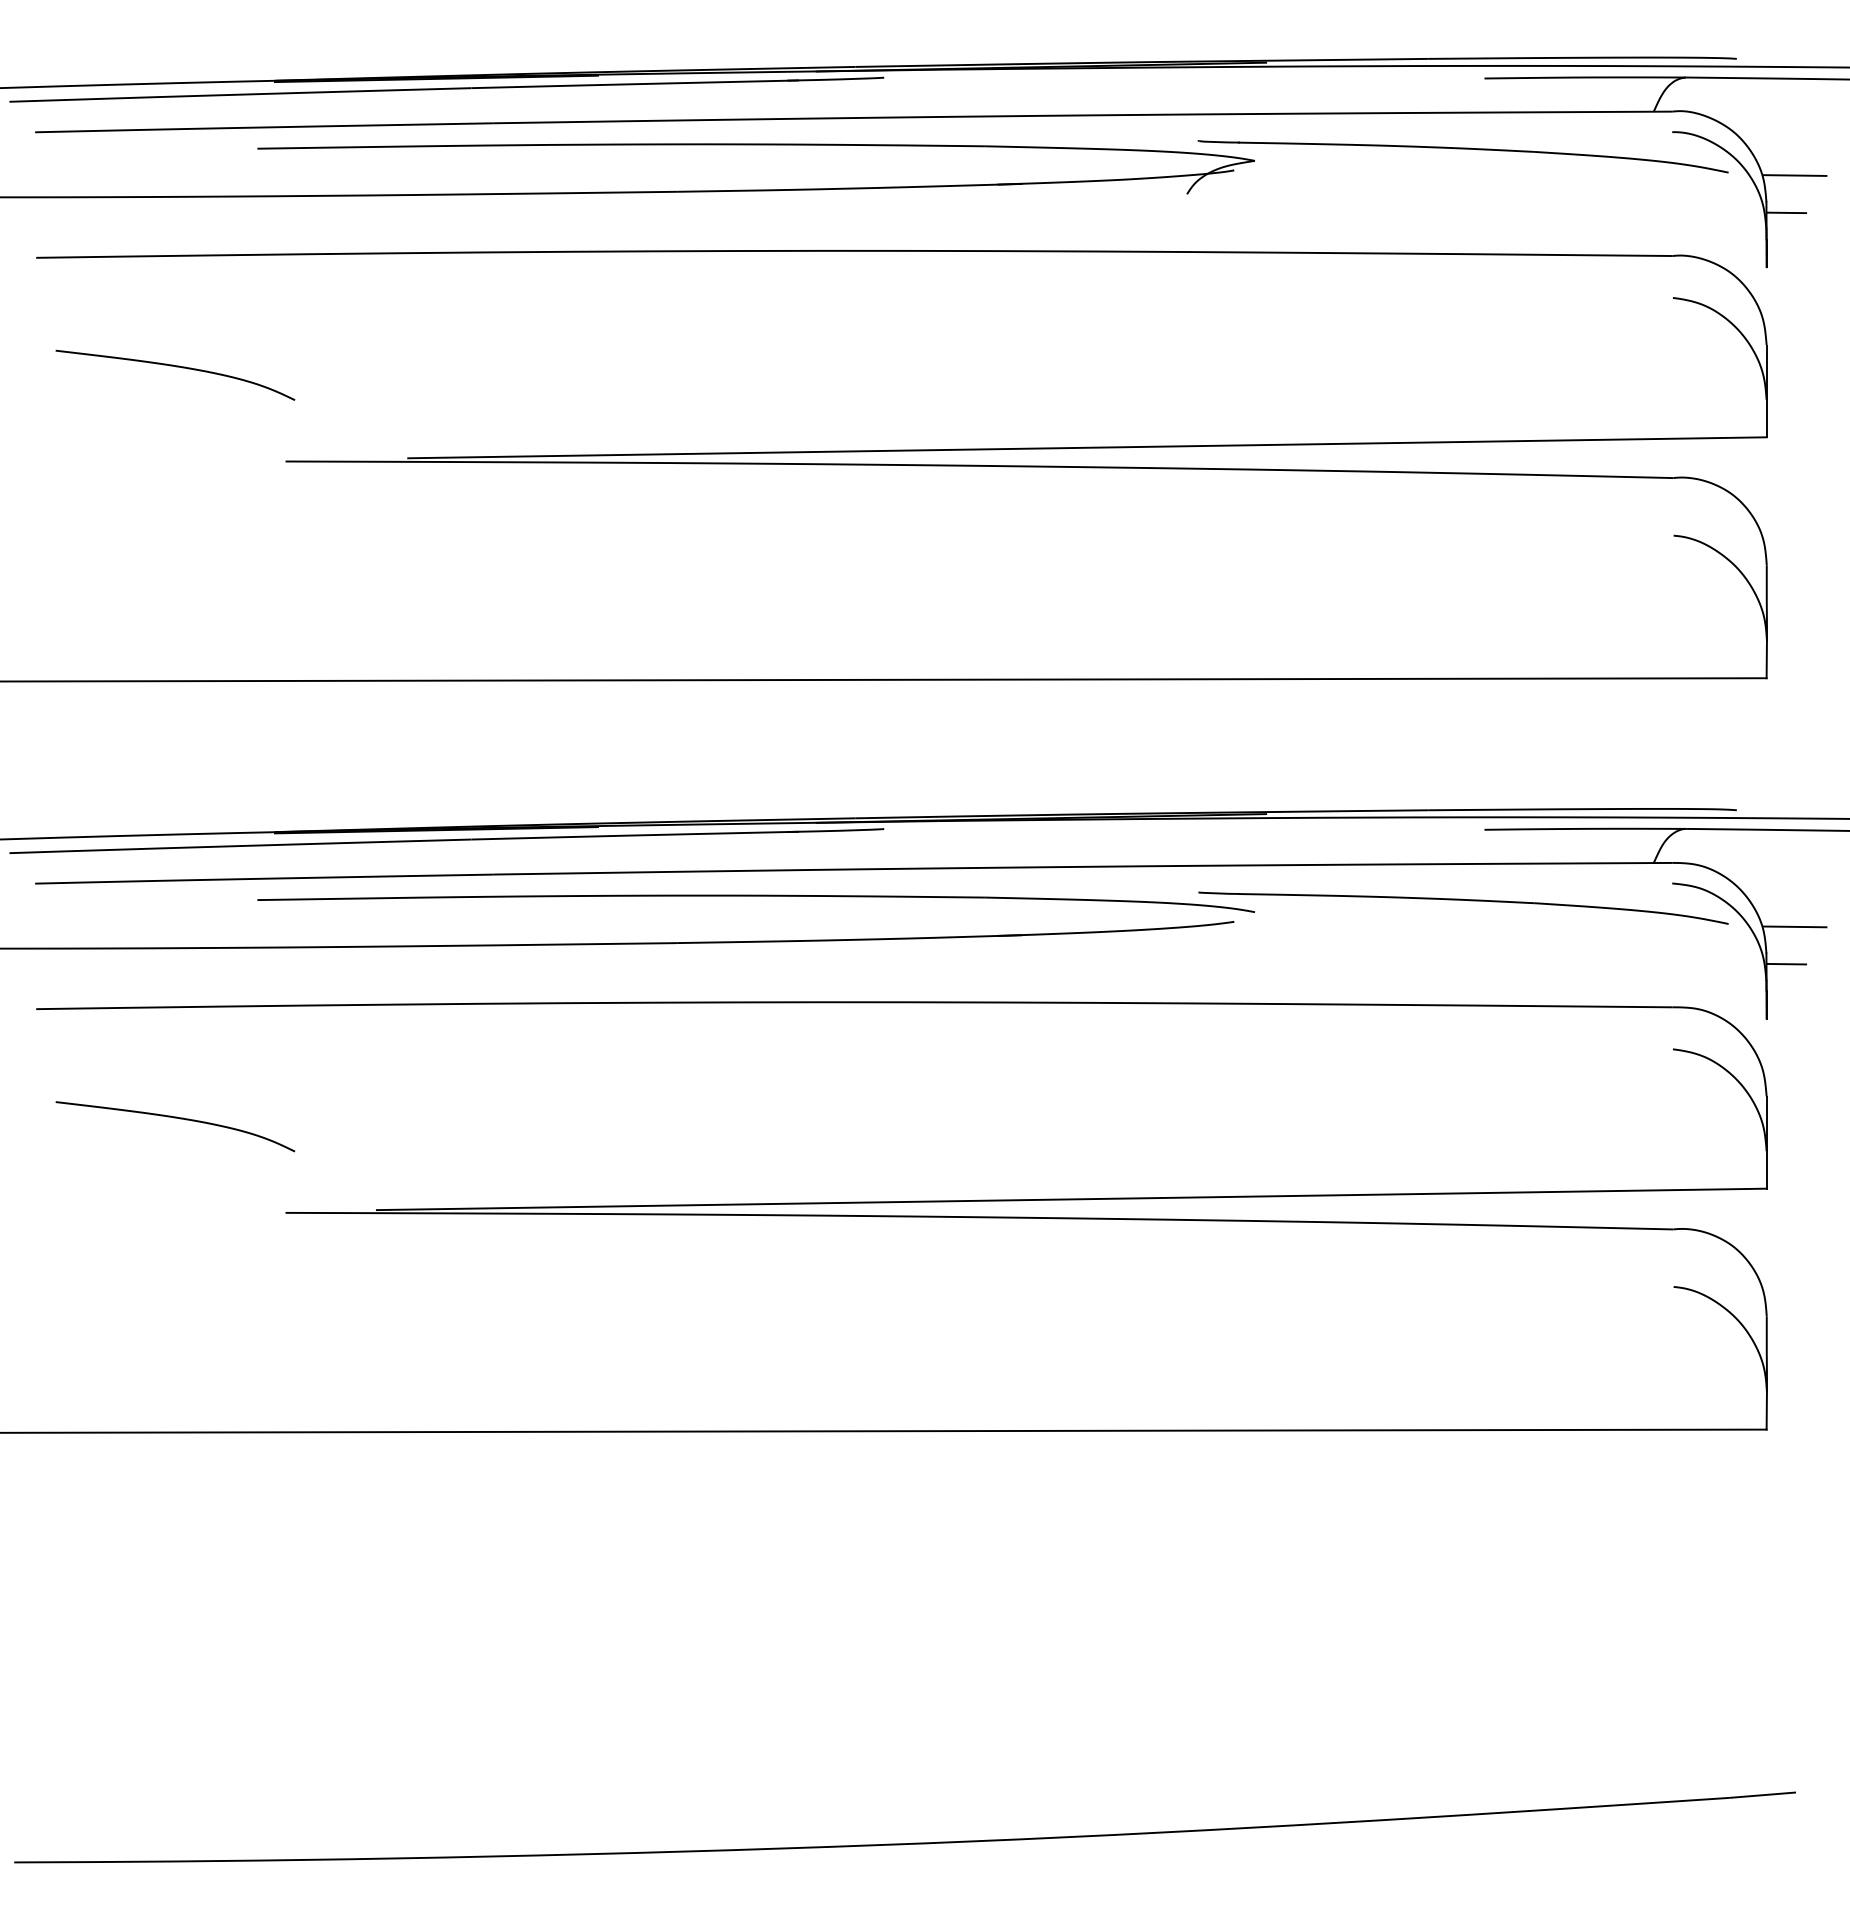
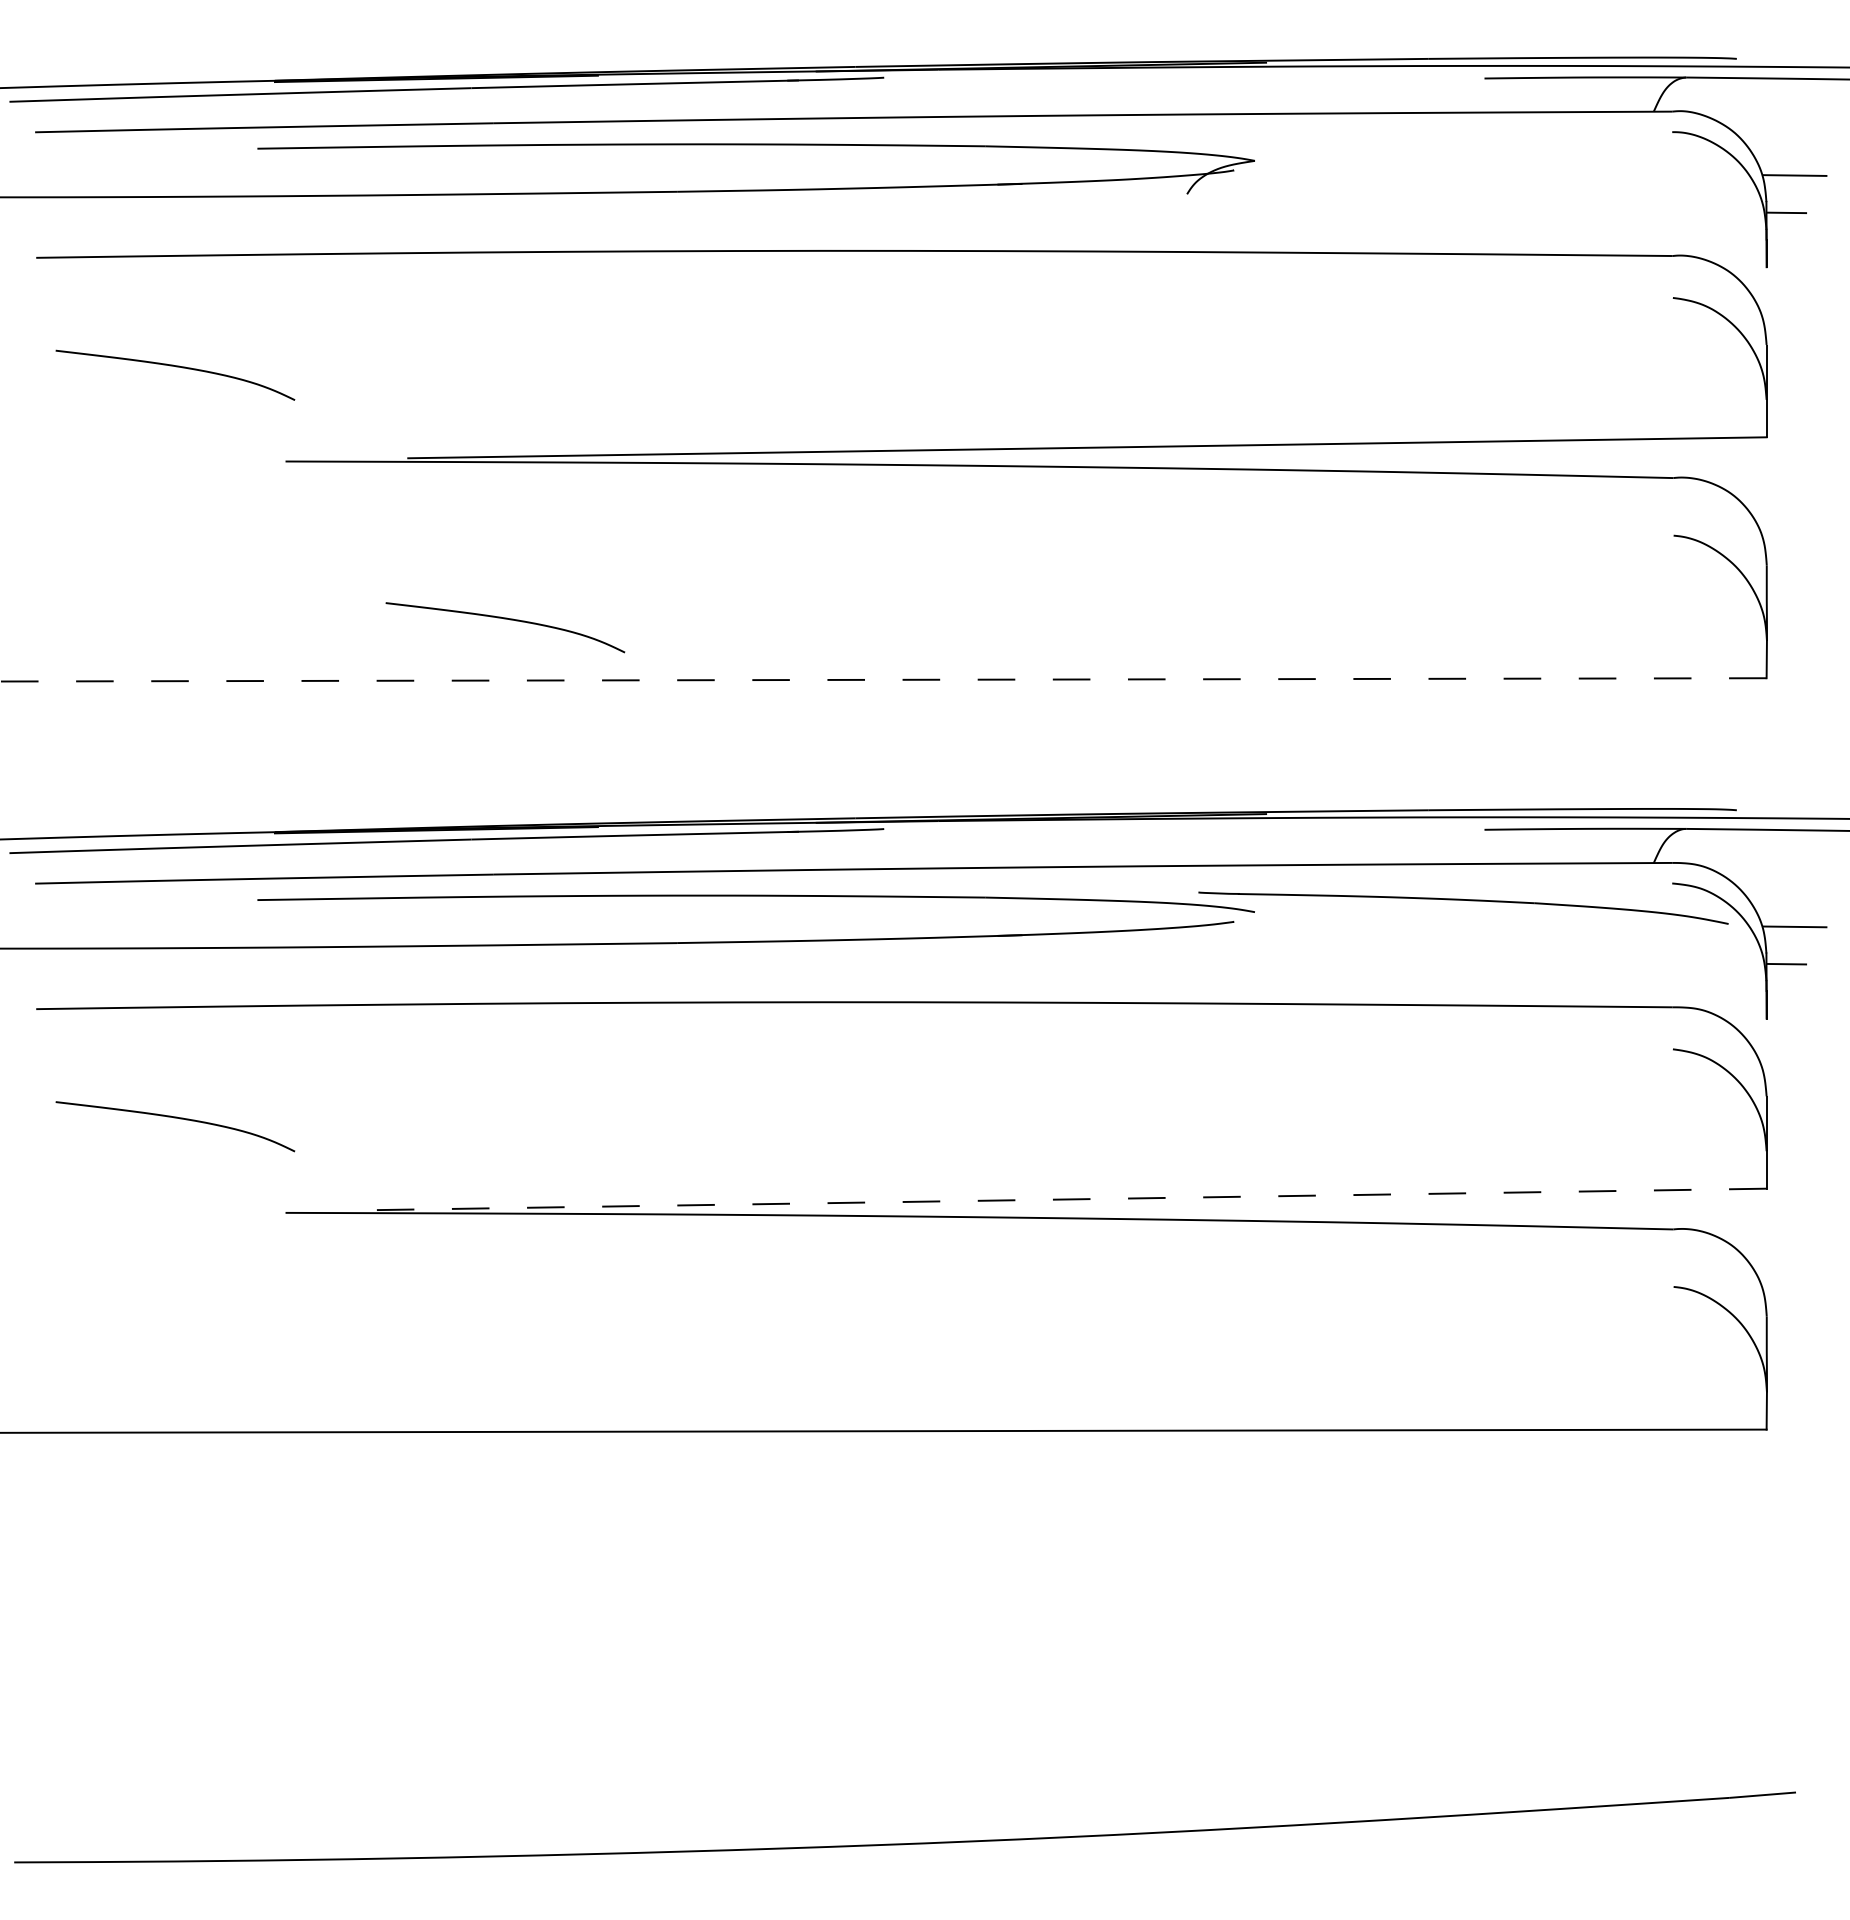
part: present -> none (1462, 149)
curve: none -> present (505, 619)
line: solid -> dashed (883, 679)
line: solid -> dashed (1071, 1199)
